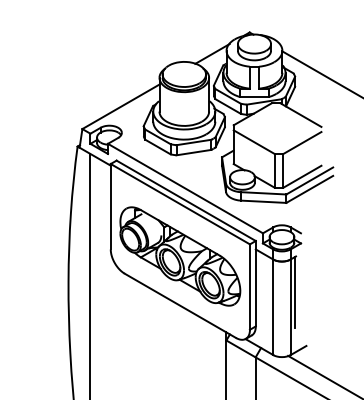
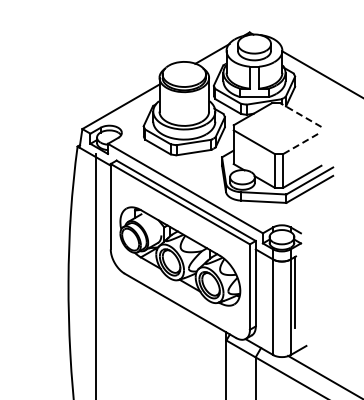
line: solid -> dashed (300, 115)
line: solid -> dashed (302, 143)
line position: (90, 274) -> (96, 274) (96, 274)
